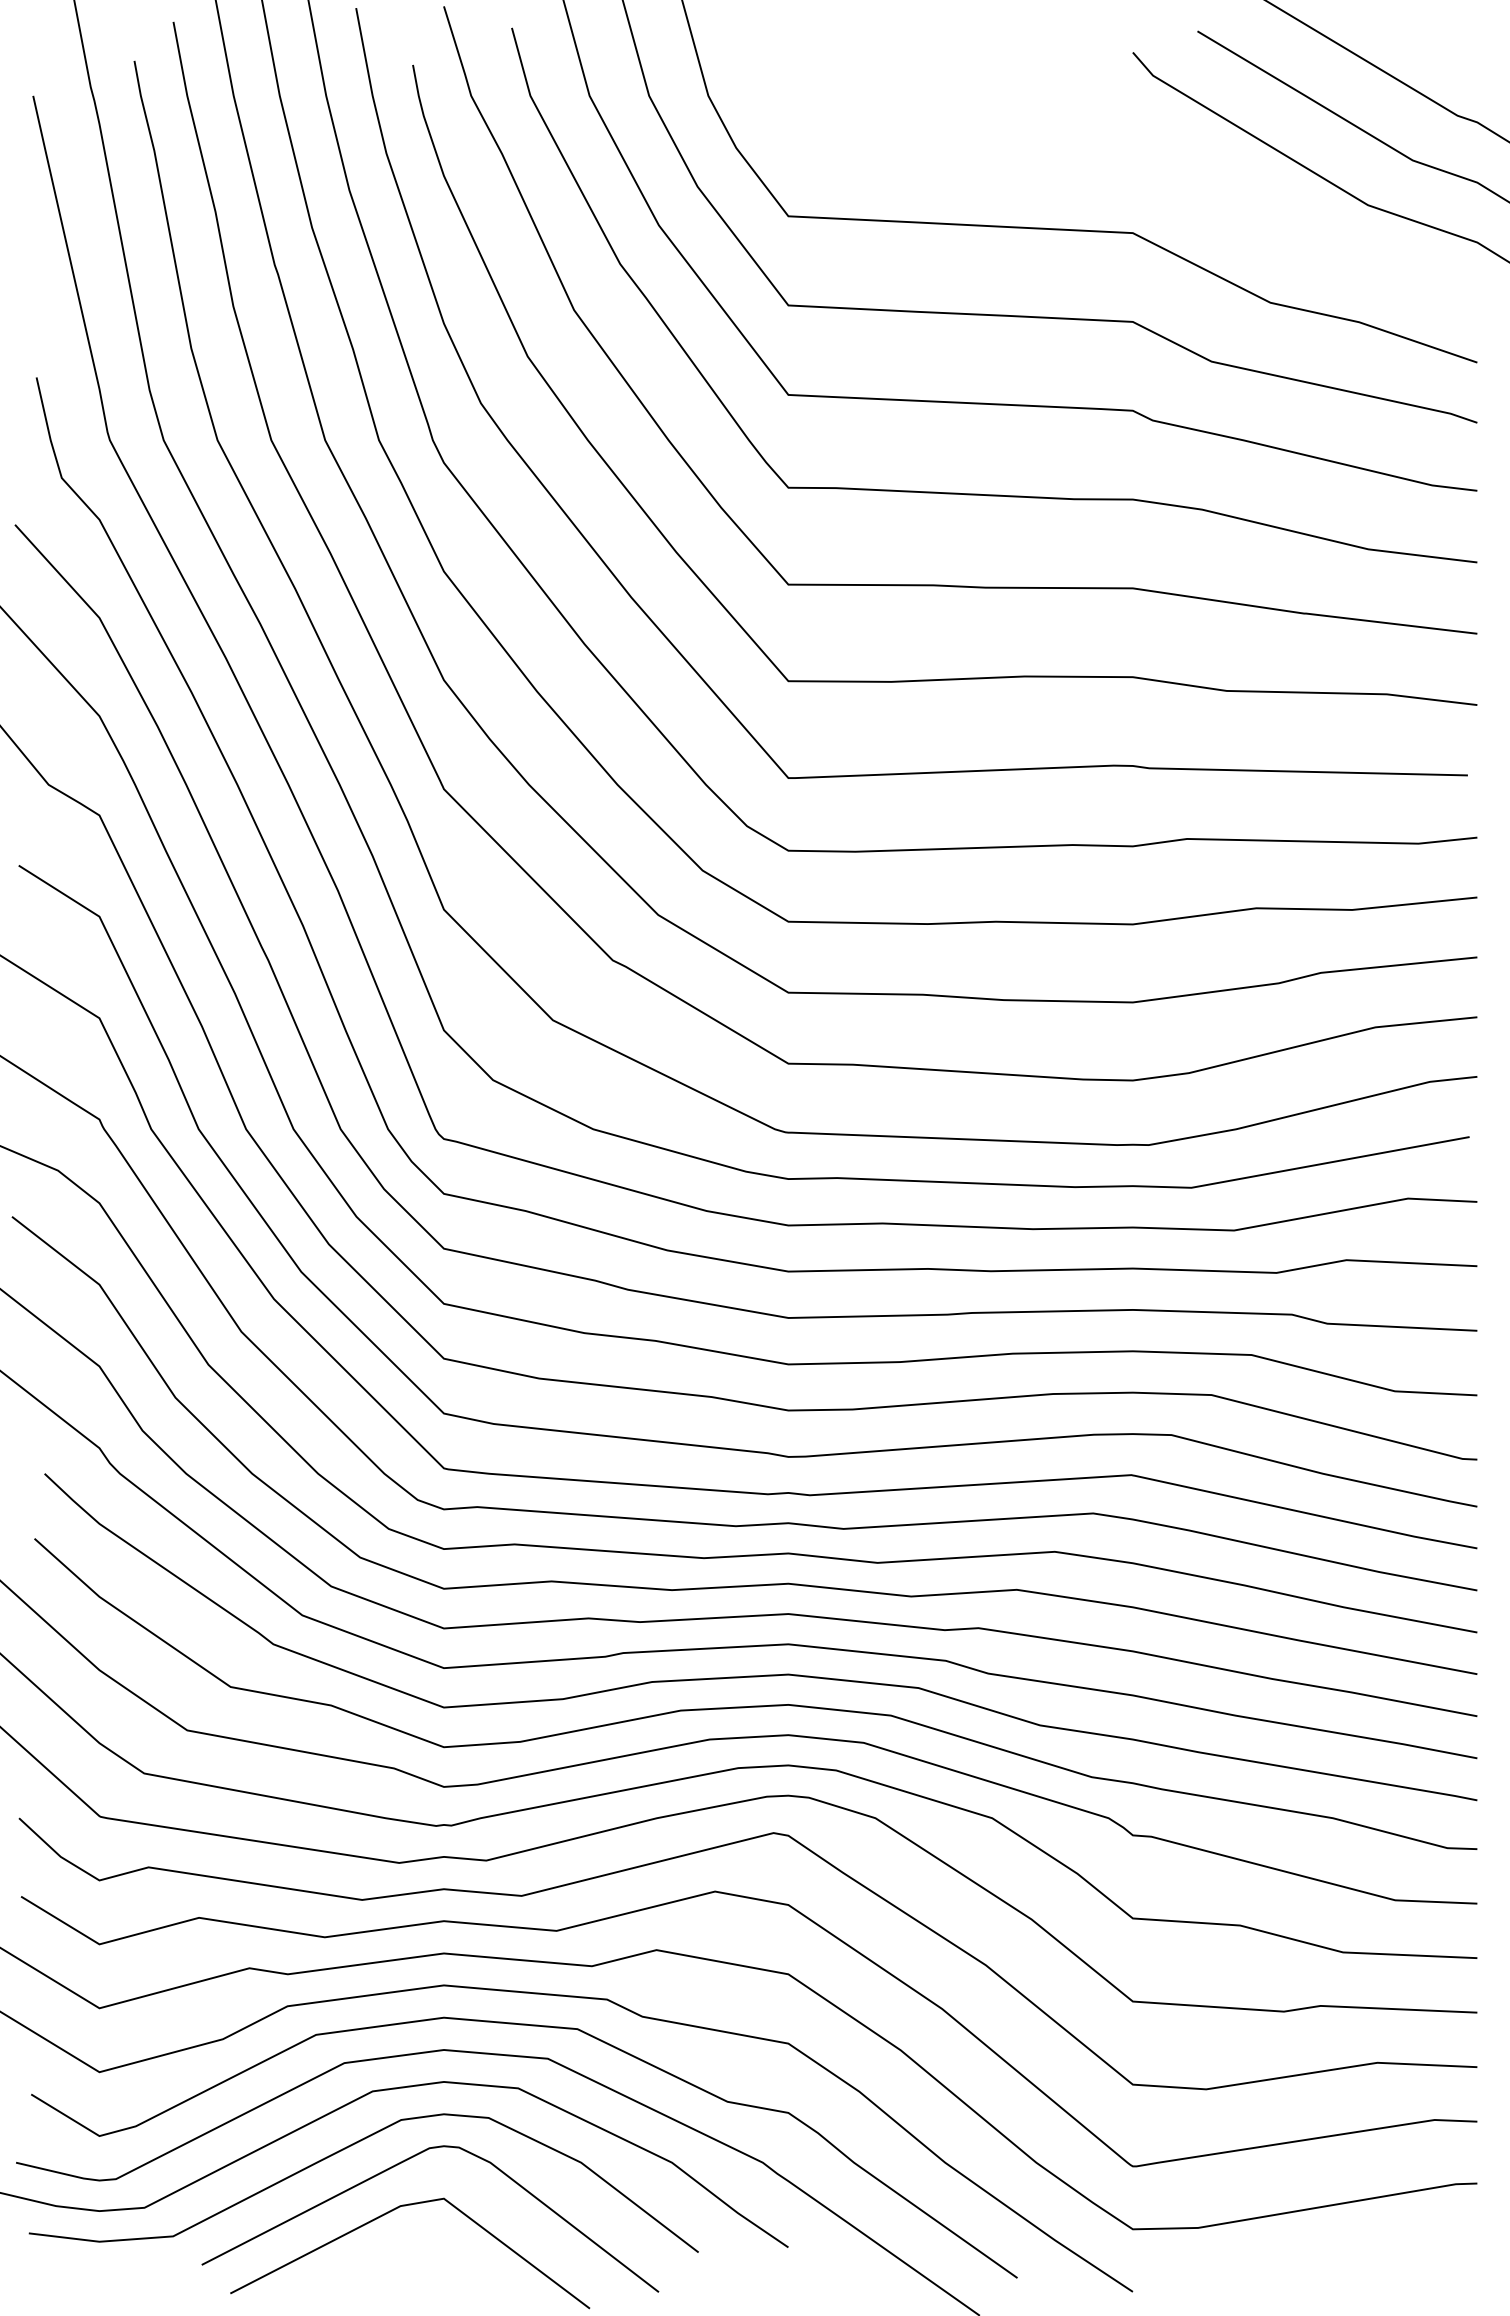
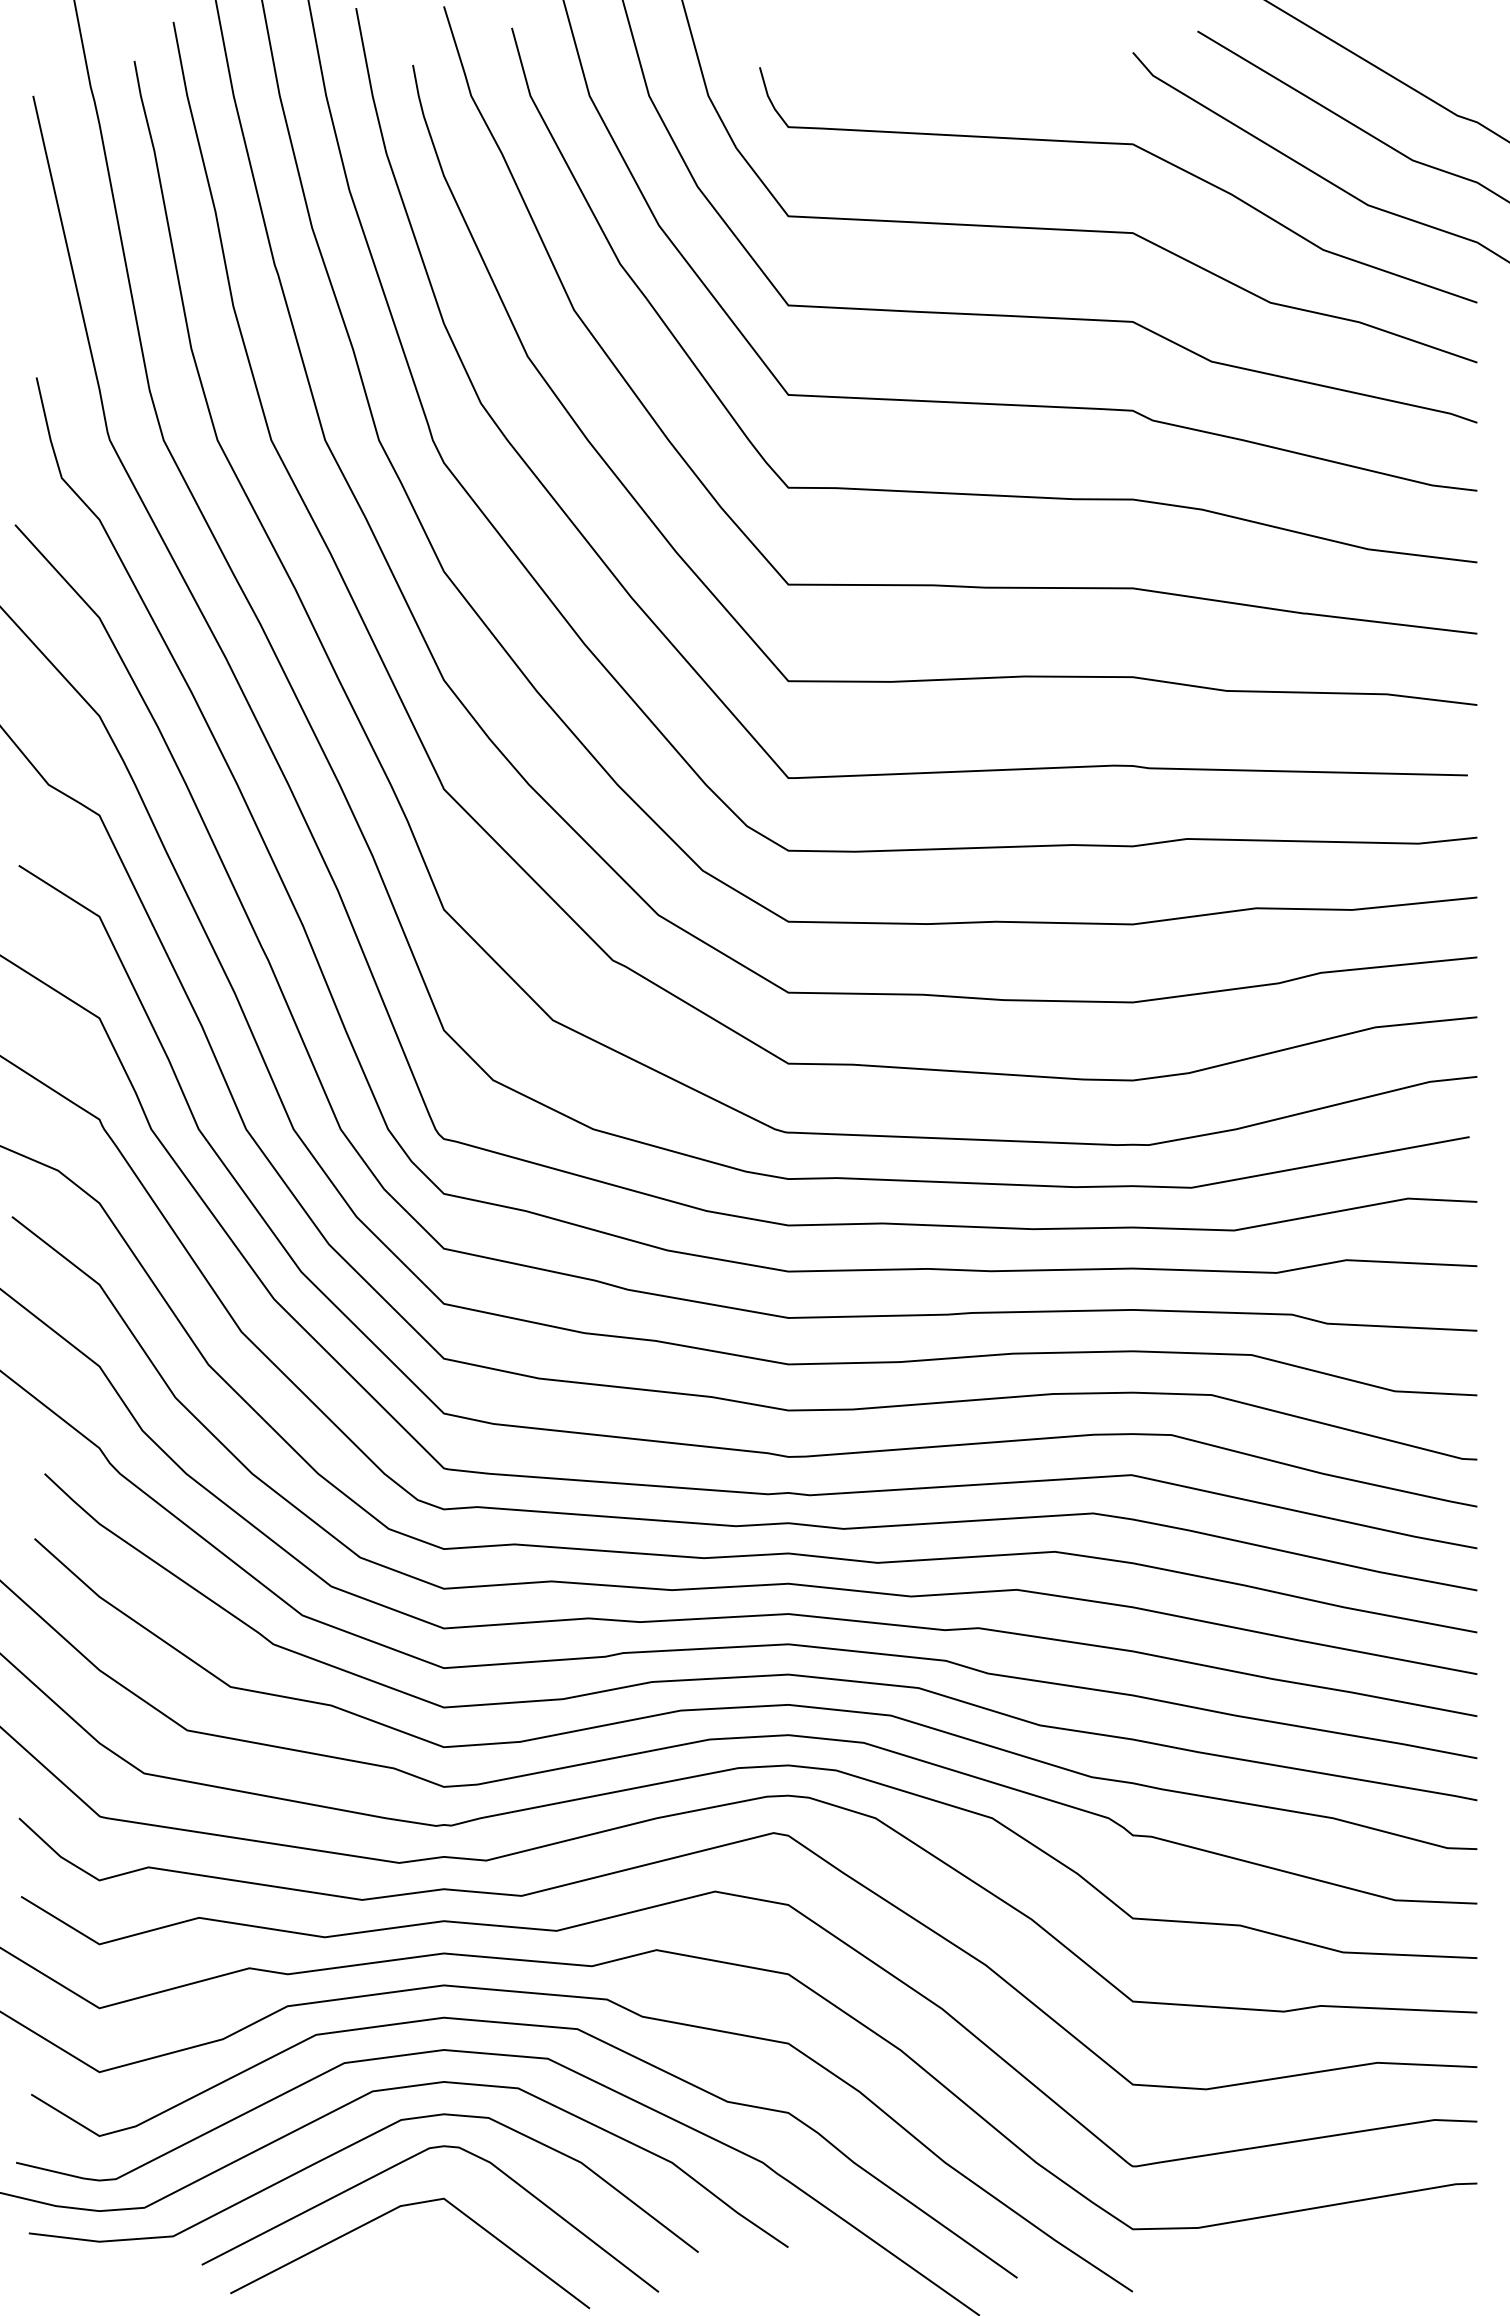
curve: none -> present (1118, 144)
